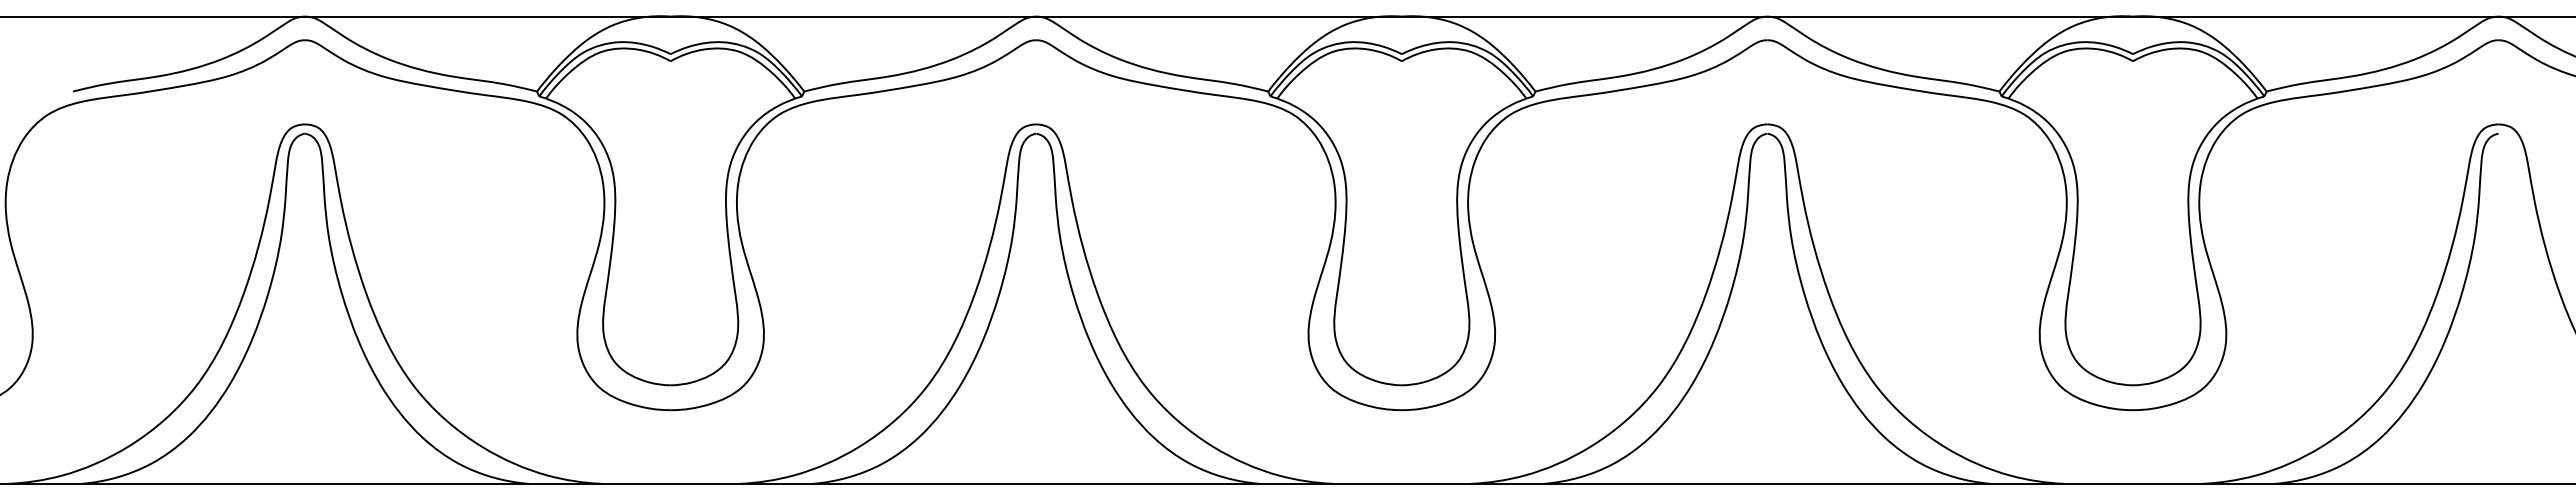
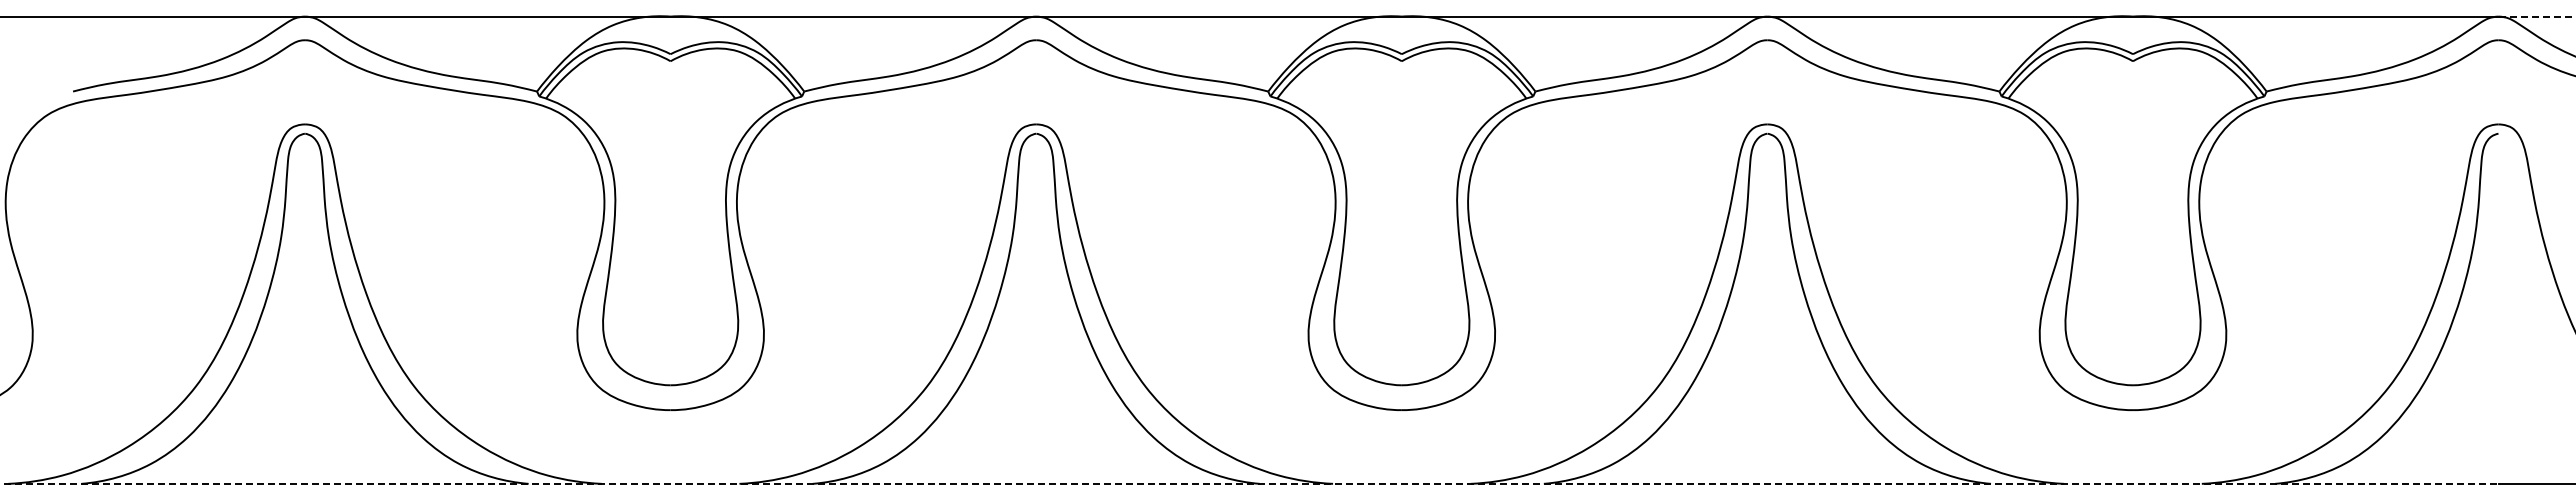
line: solid -> dashed (2537, 16)
line: solid -> dashed (1249, 483)
